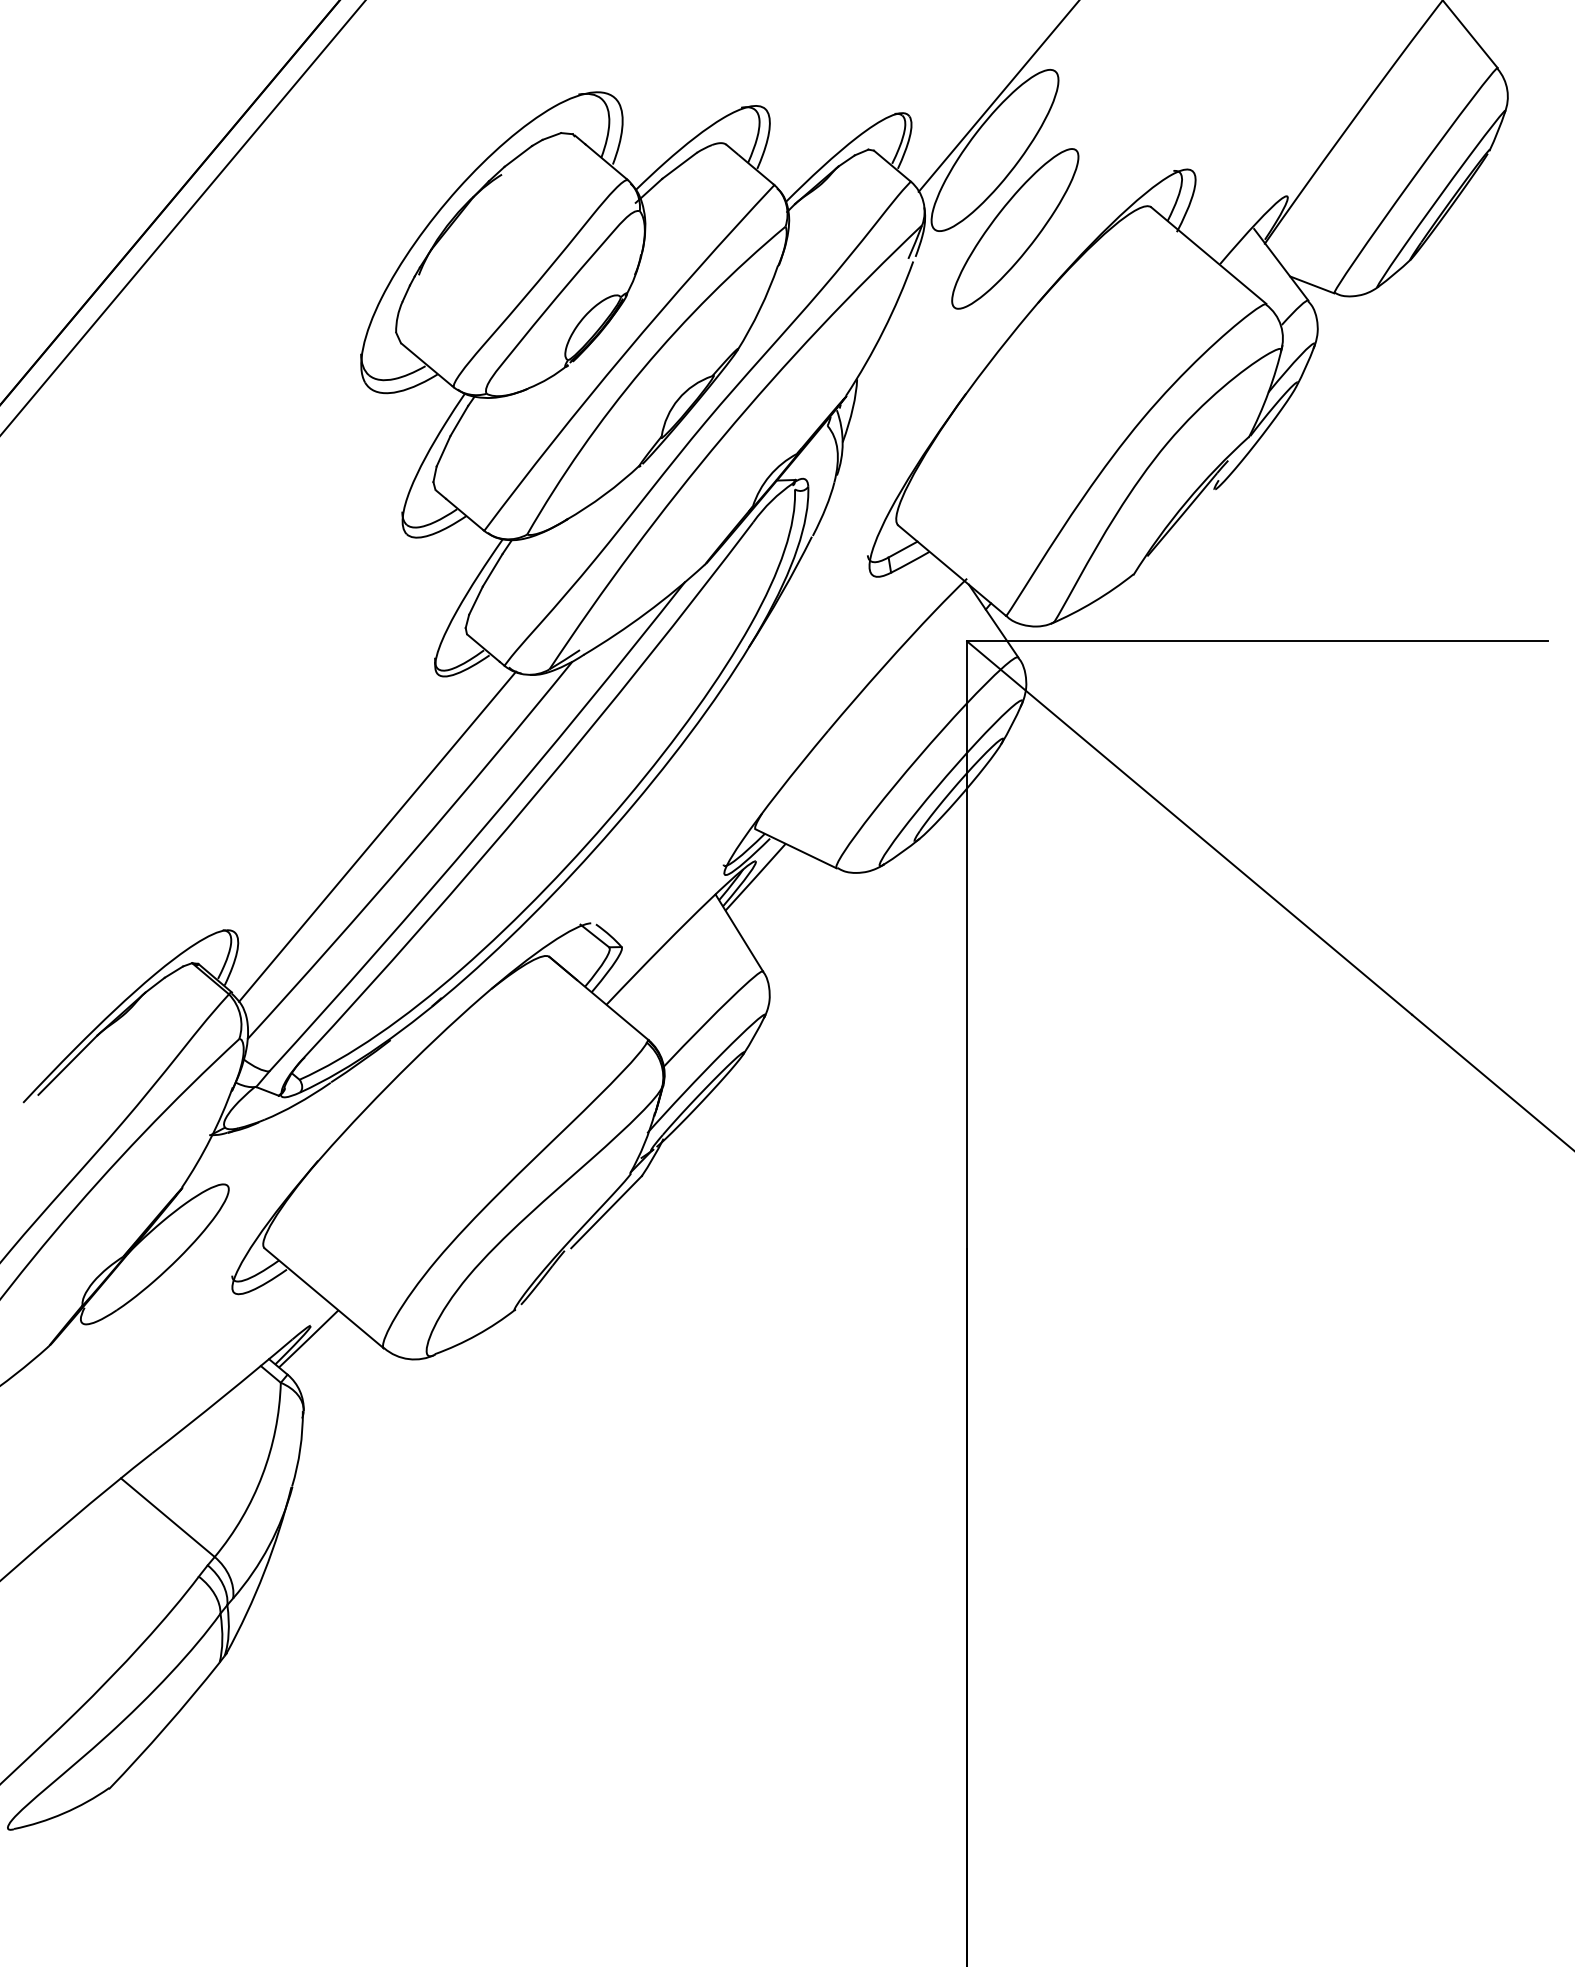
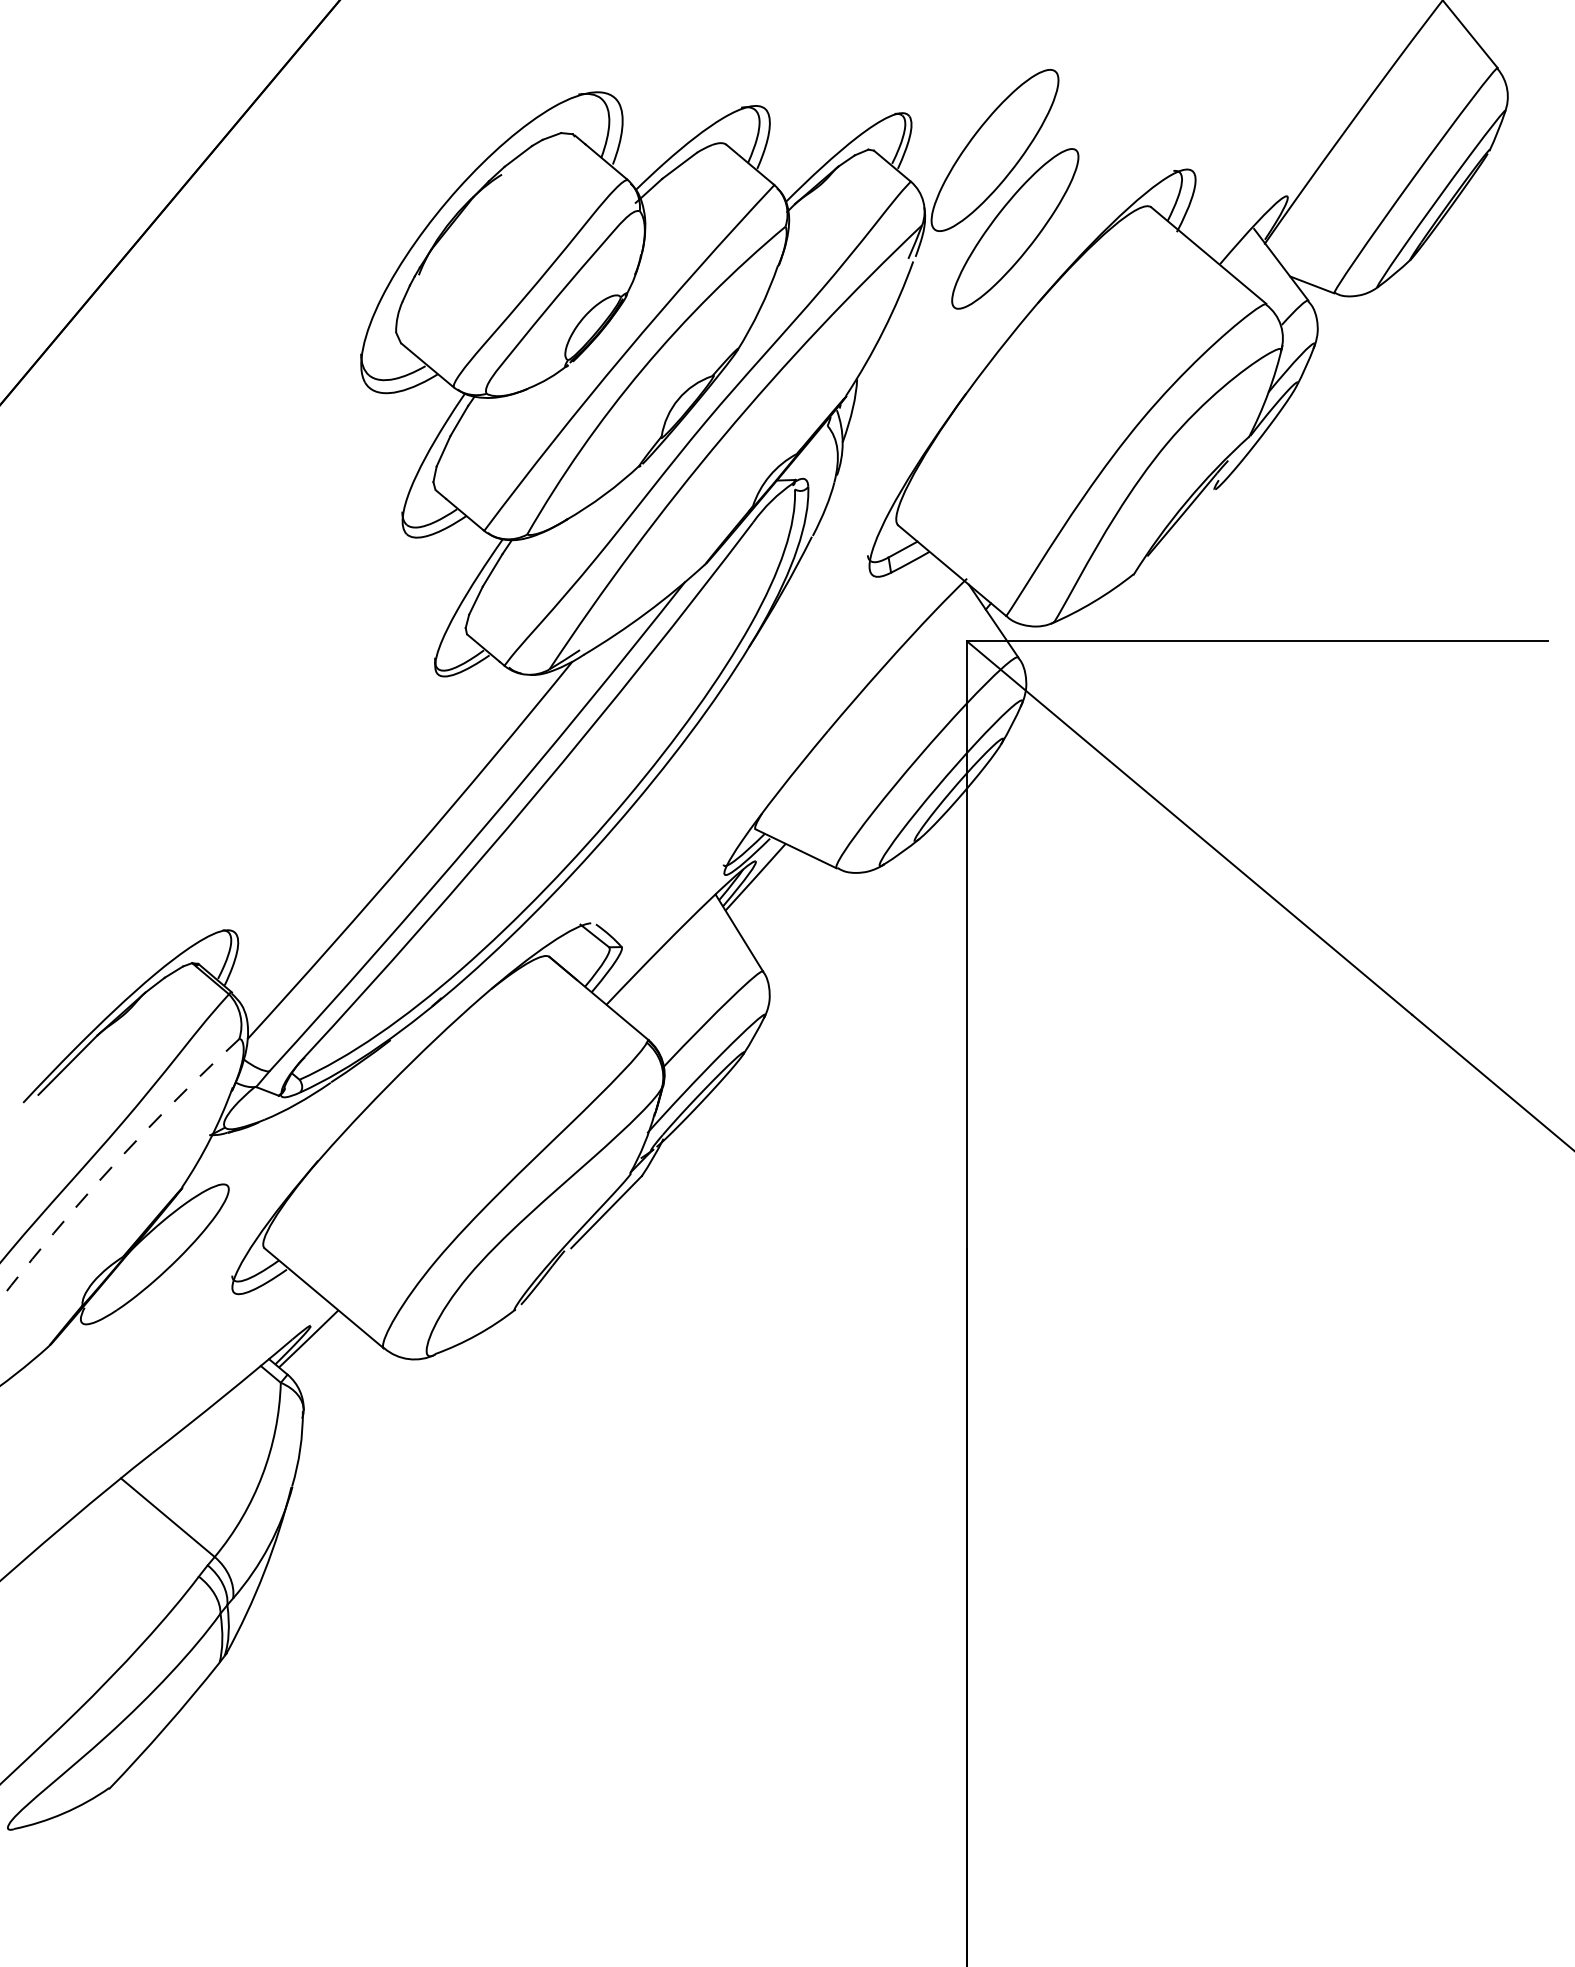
line: present -> none (997, 96)
line: present -> none (183, 217)
line: present -> none (377, 836)
arc: solid -> dashed (114, 1164)
